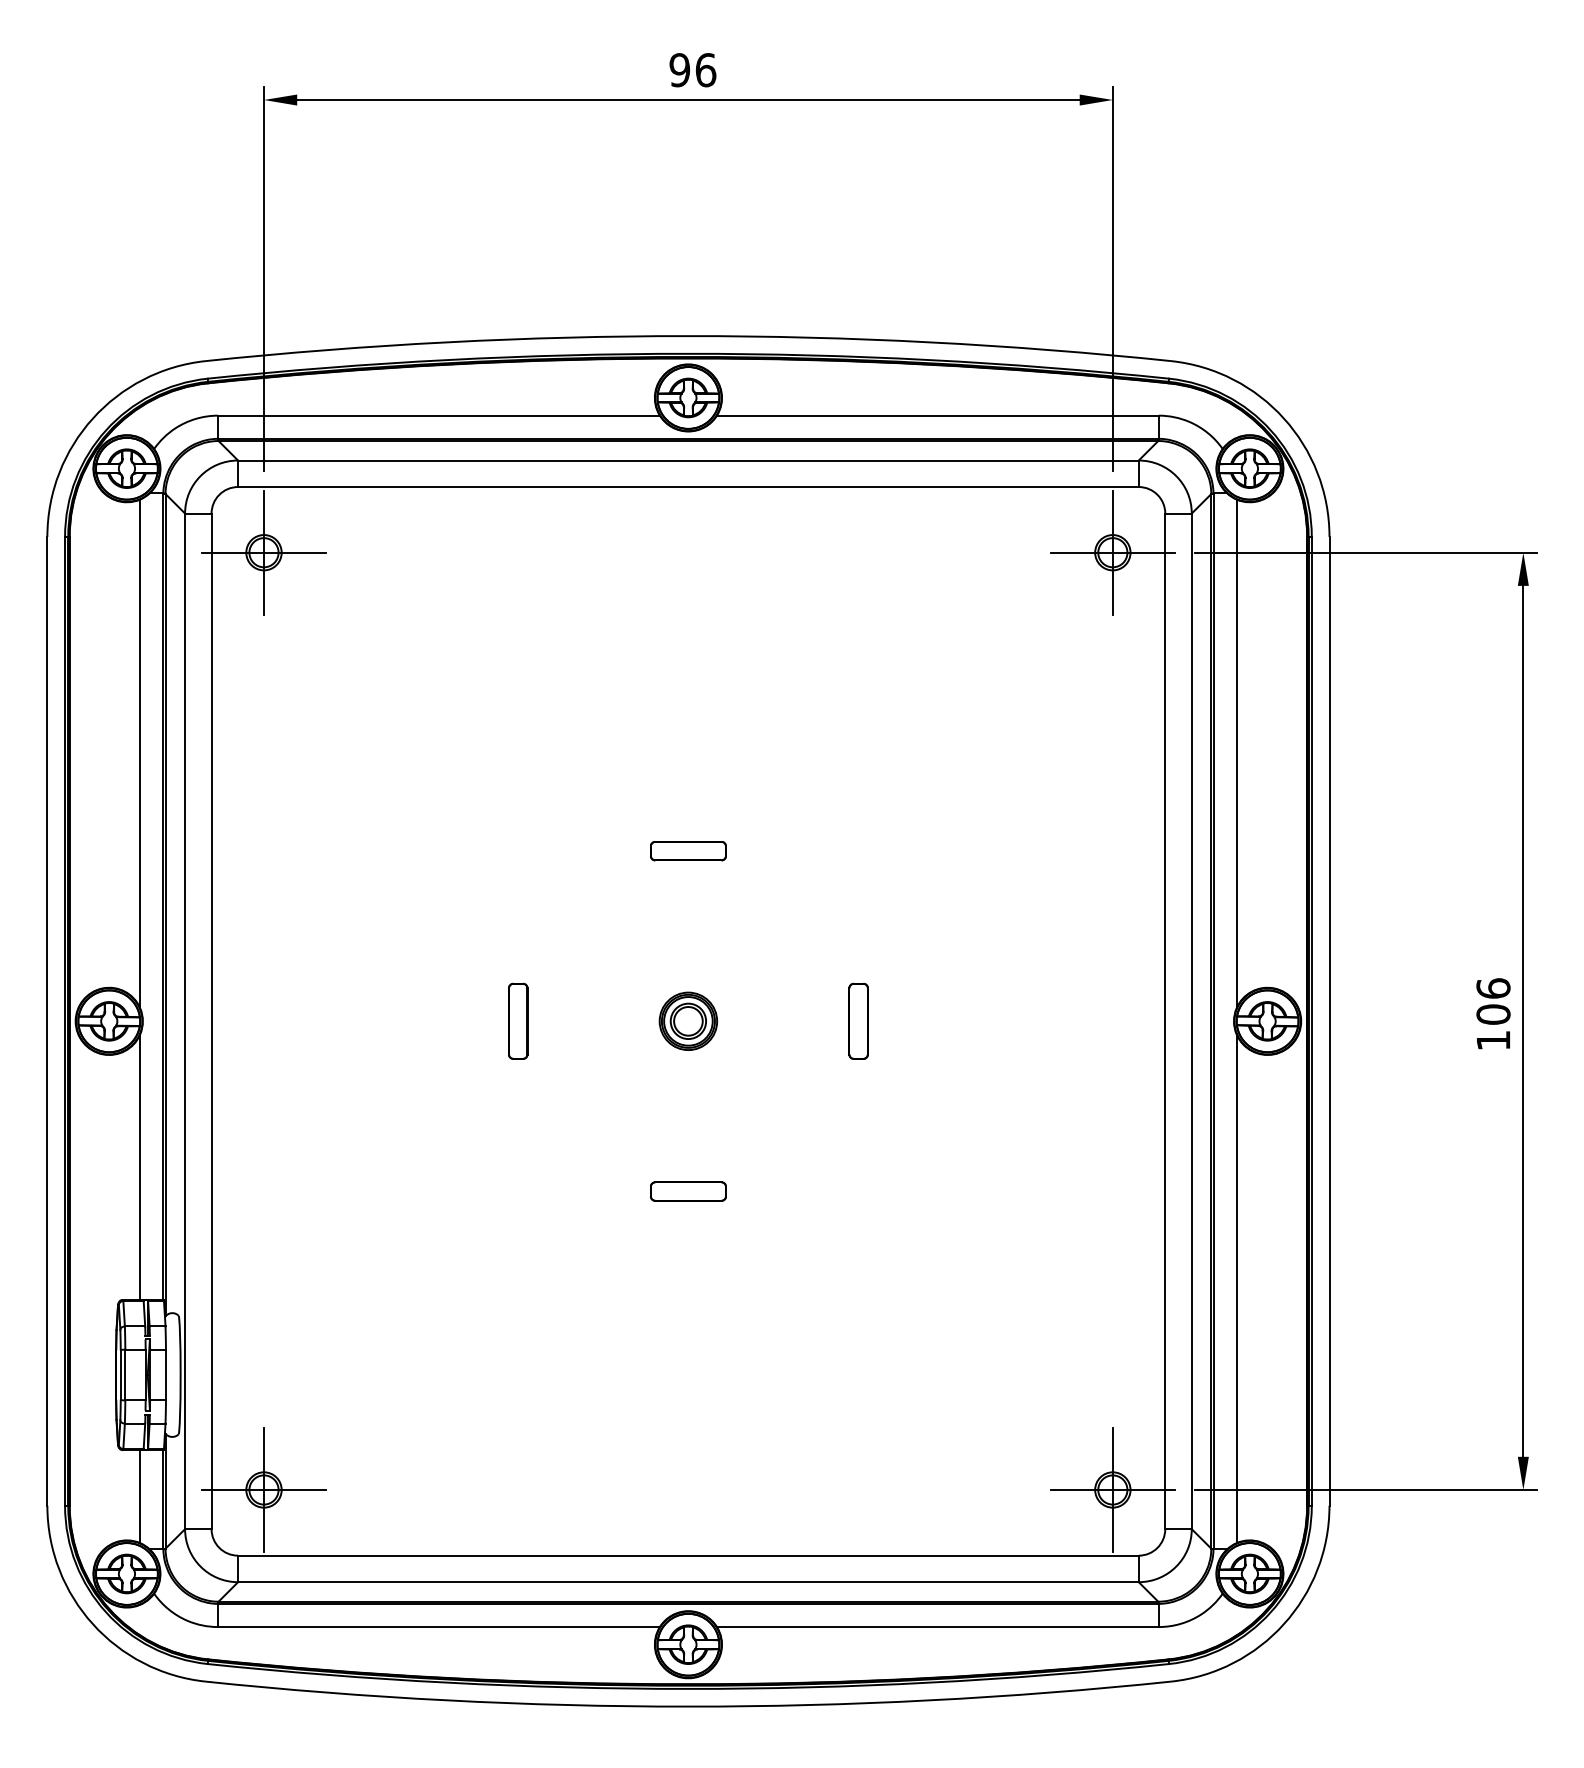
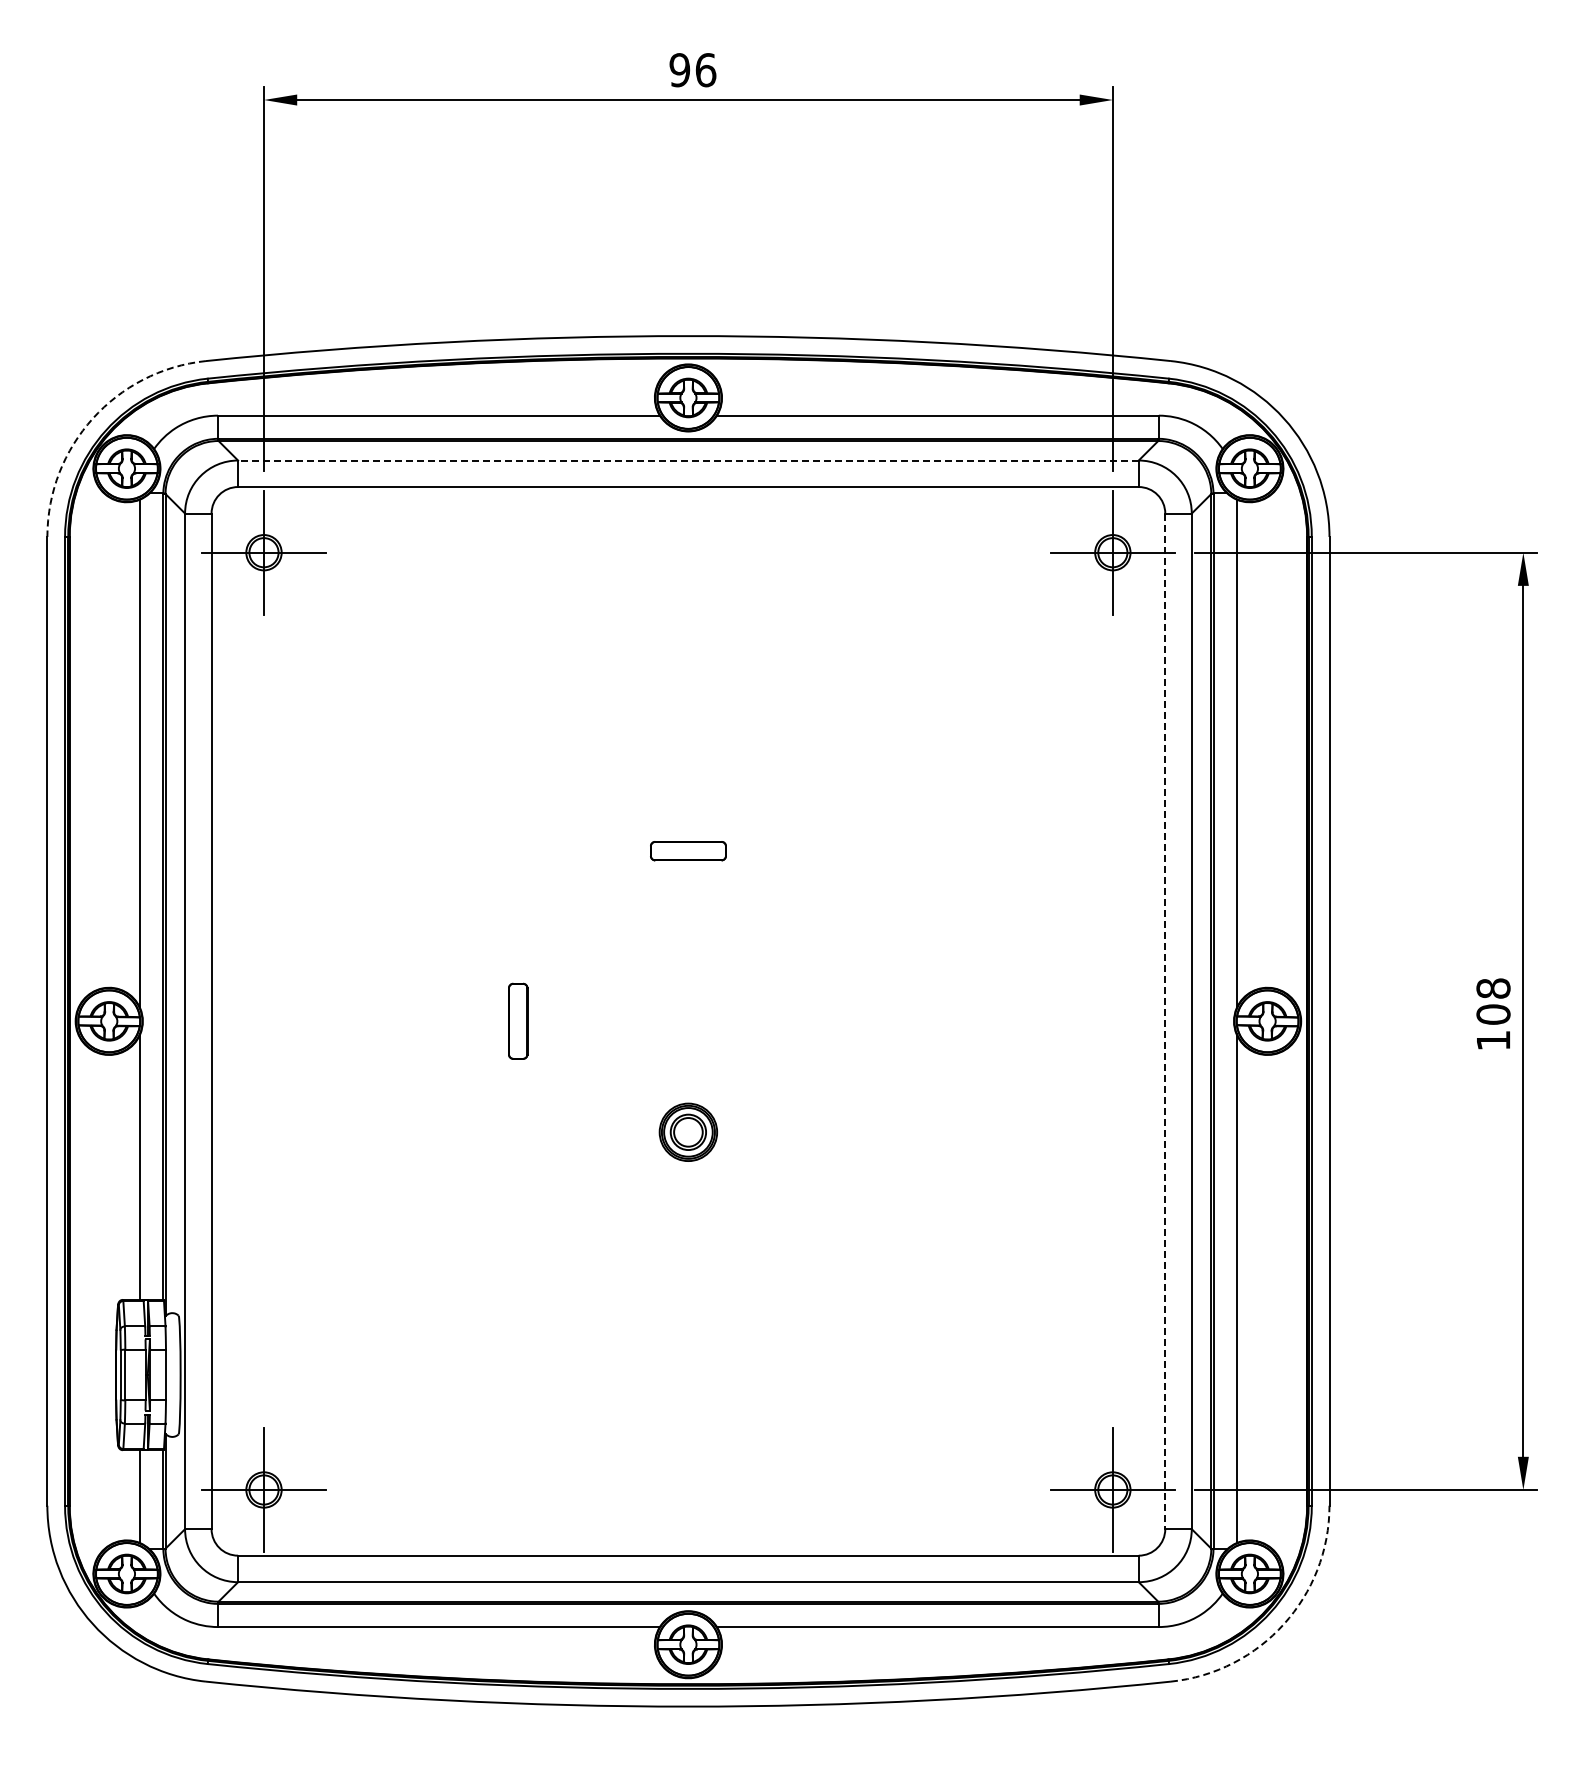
arc: solid -> dashed (92, 418)
line: solid -> dashed (687, 460)
text: 106 -> 108 (1493, 988)
part position: (688, 1020) -> (688, 1131) (688, 1131)
part: present -> none (858, 1020)
line: solid -> dashed (1165, 1021)
part: present -> none (688, 1191)
arc: solid -> dashed (1284, 1624)
